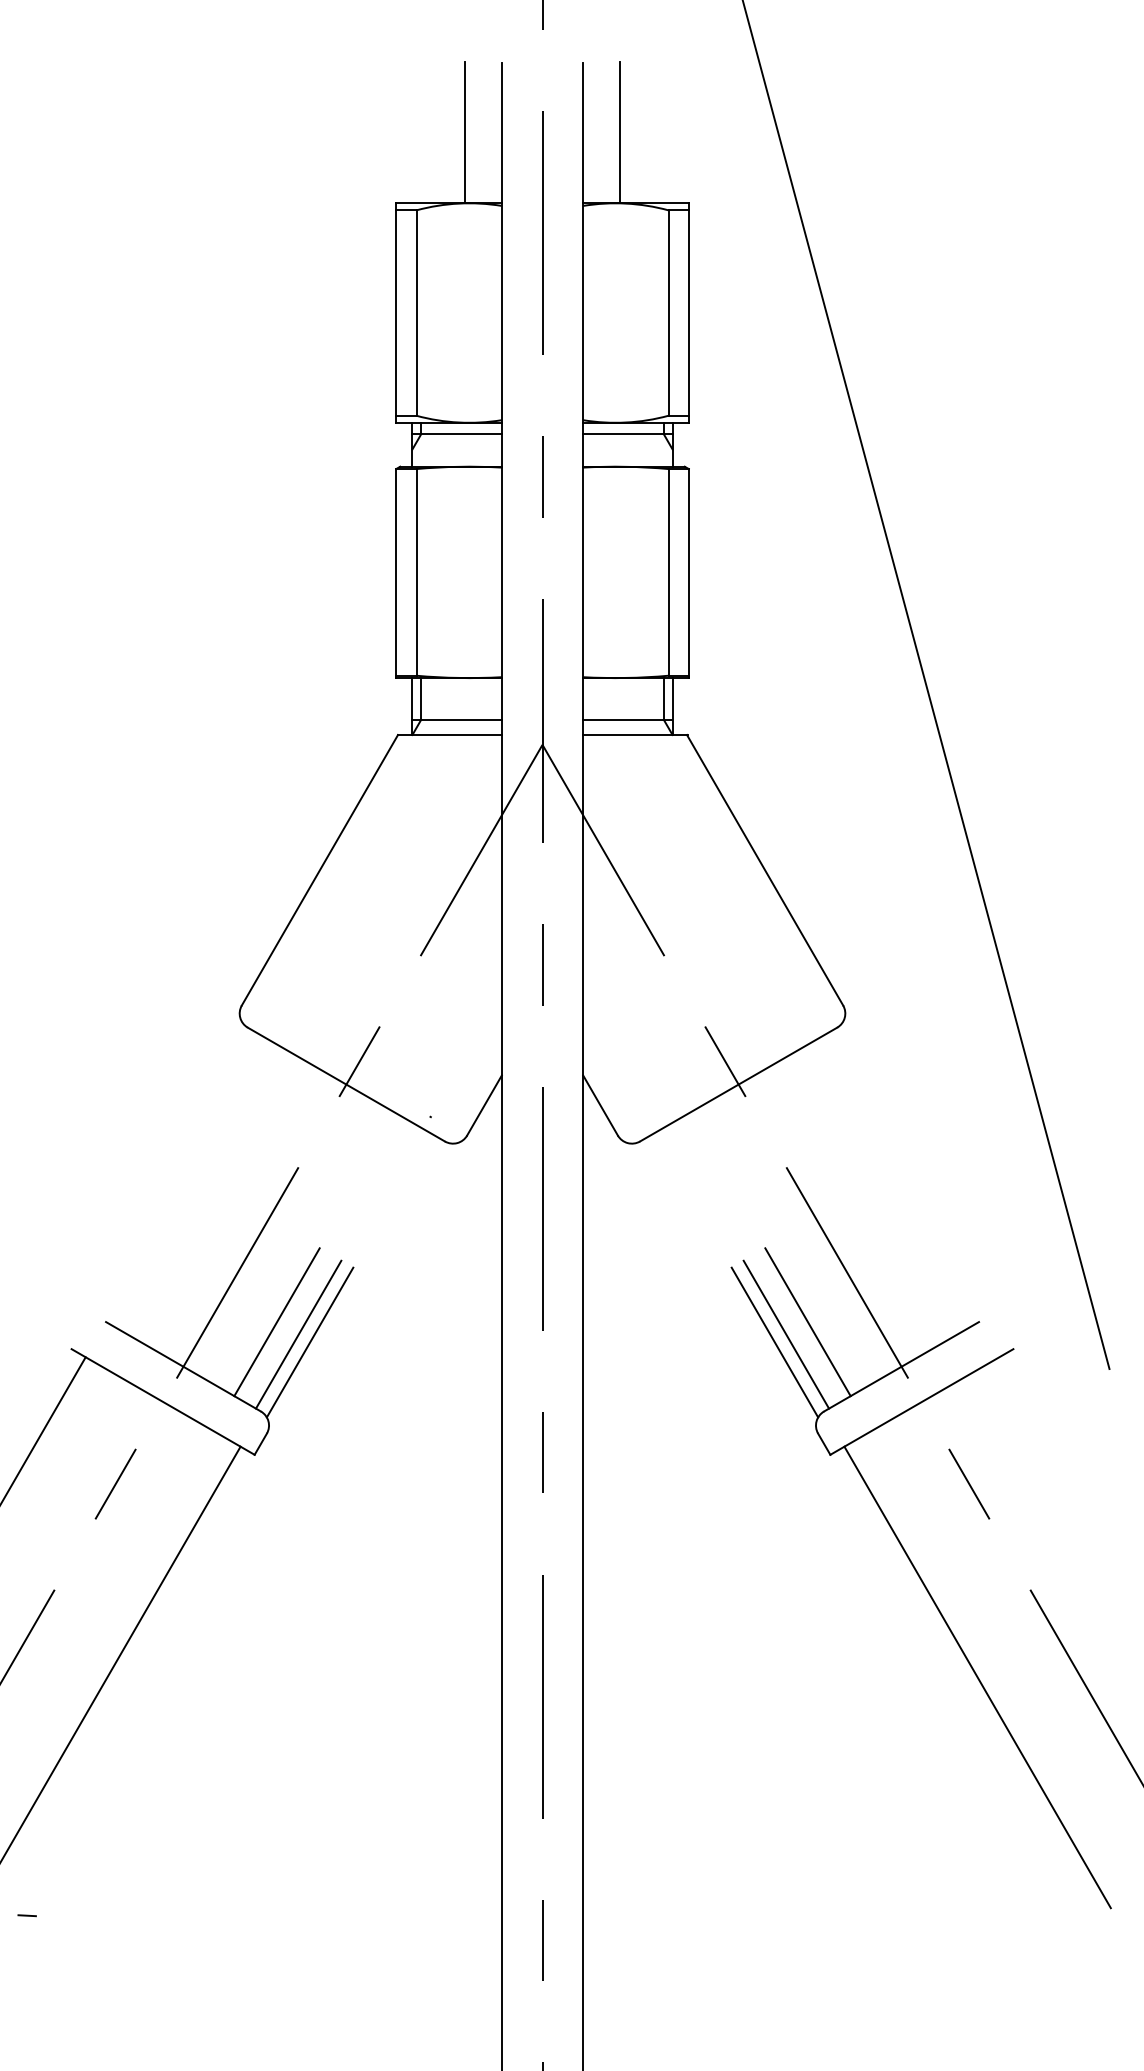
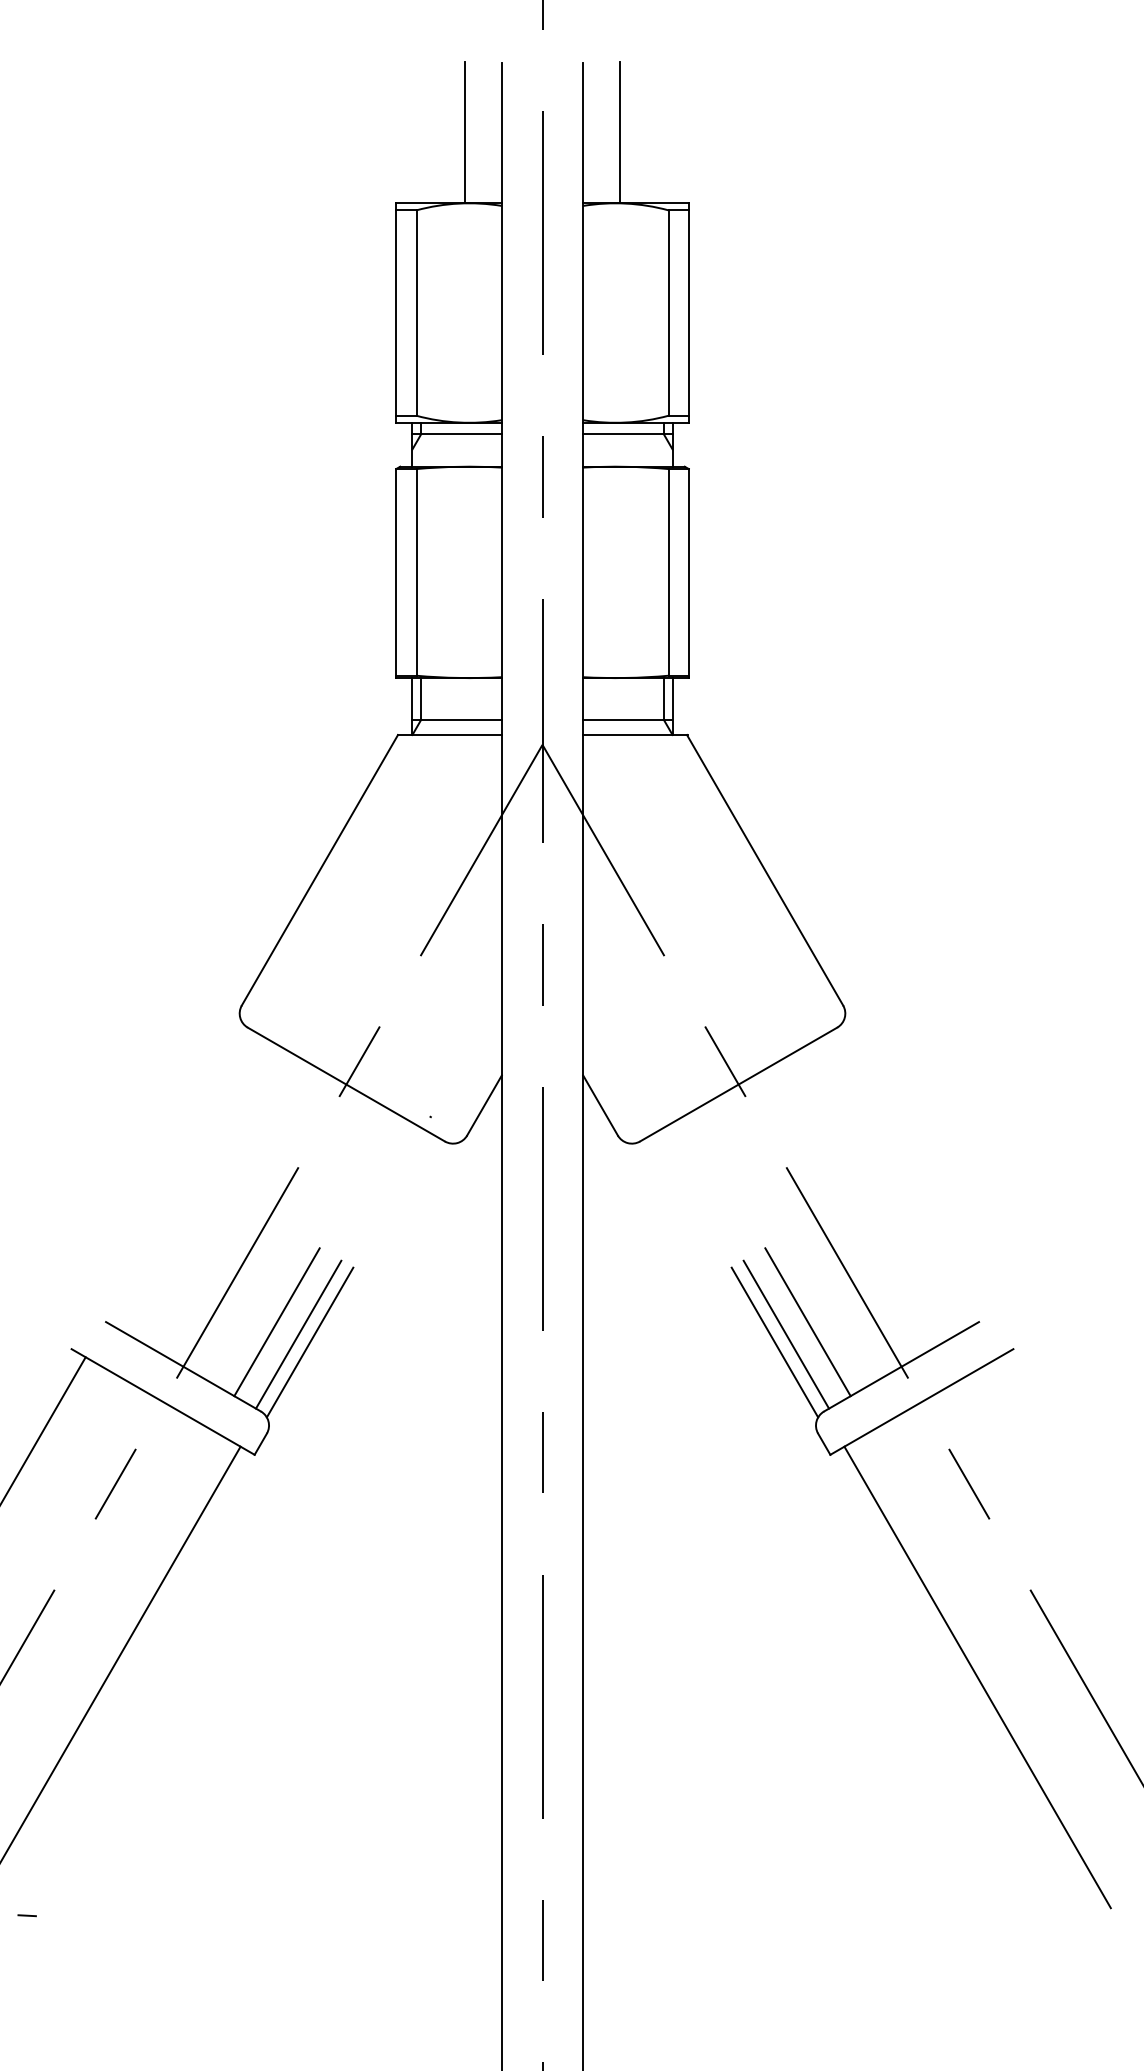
line: present -> none (926, 685)
